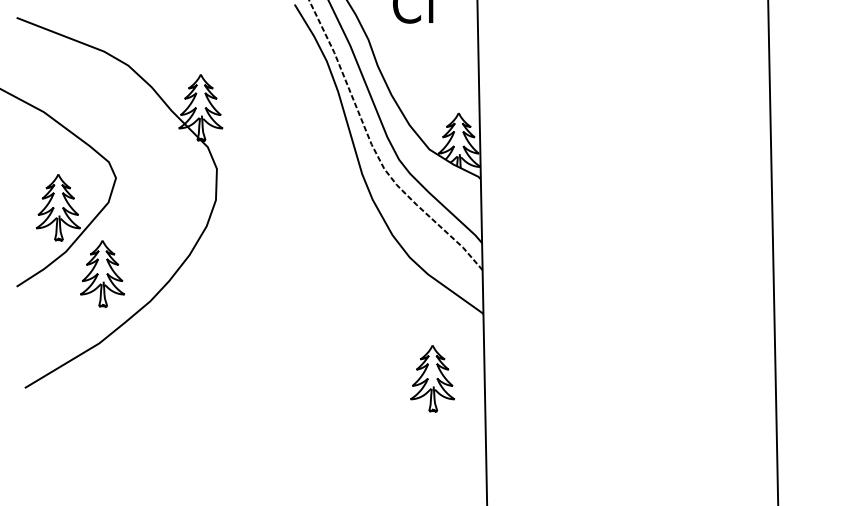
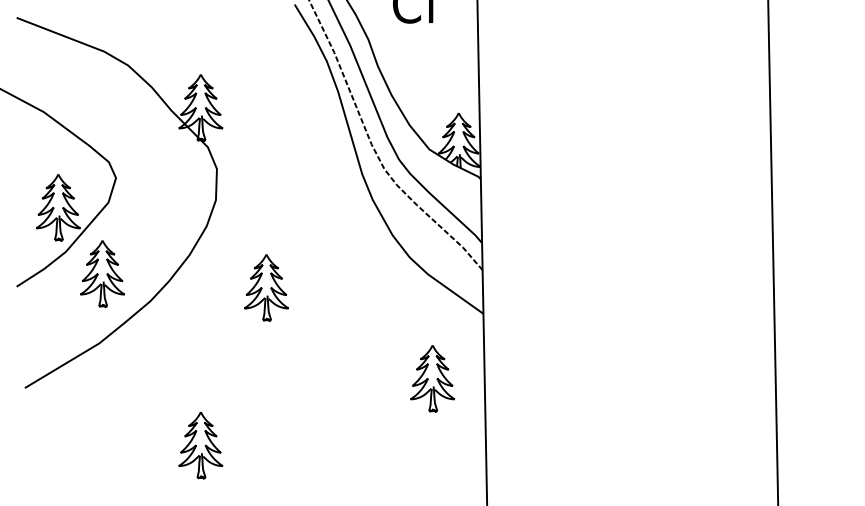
part: none -> present (266, 287)
part: none -> present (200, 445)
